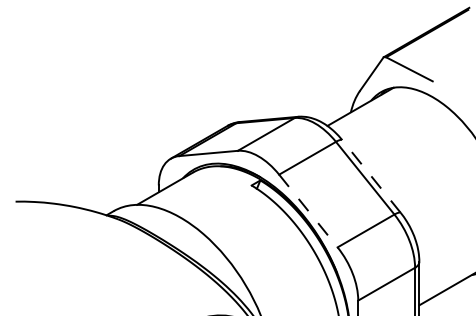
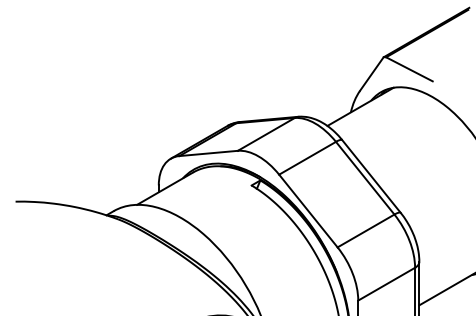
line: dashed -> solid (371, 176)
line: dashed -> solid (308, 211)
